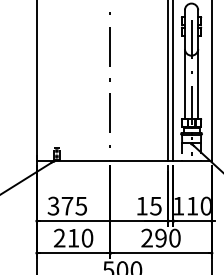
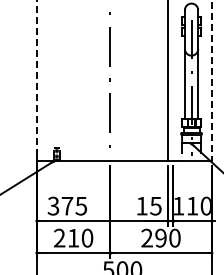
line: solid -> dashed (36, 81)
line: present -> none (173, 81)
line: solid -> dashed (211, 81)
